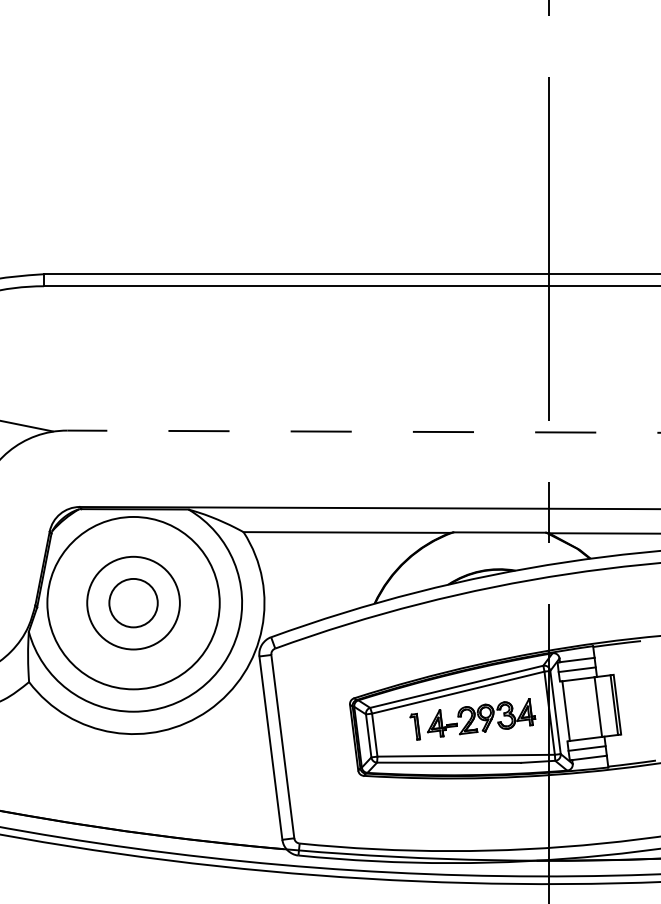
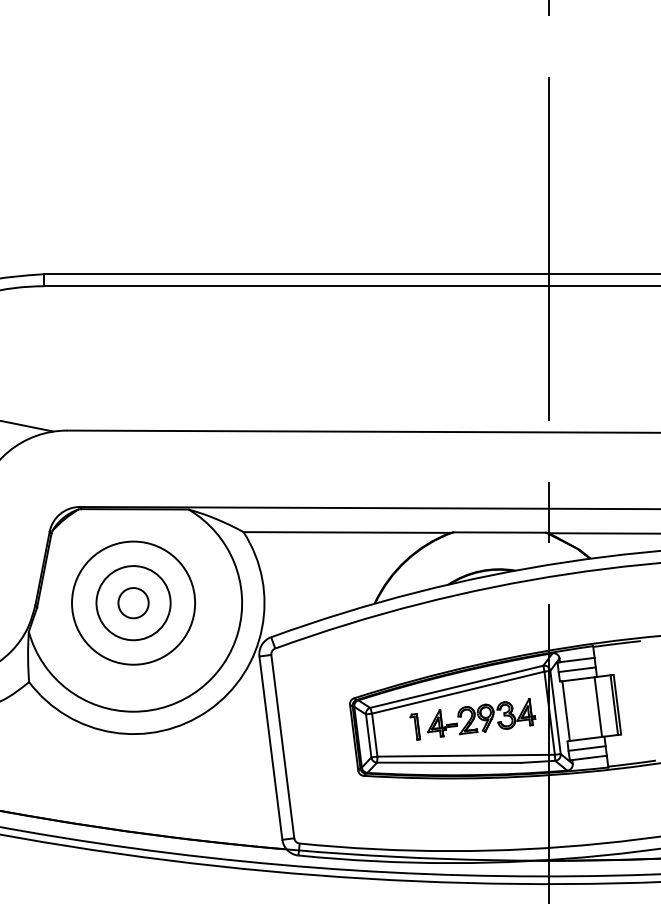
line: dashed -> solid (363, 431)
circle diameter: 172 px -> 123 px (133, 602)
circle diameter: 48 px -> 30 px (133, 603)
circle diameter: 93 px -> 74 px (133, 603)
